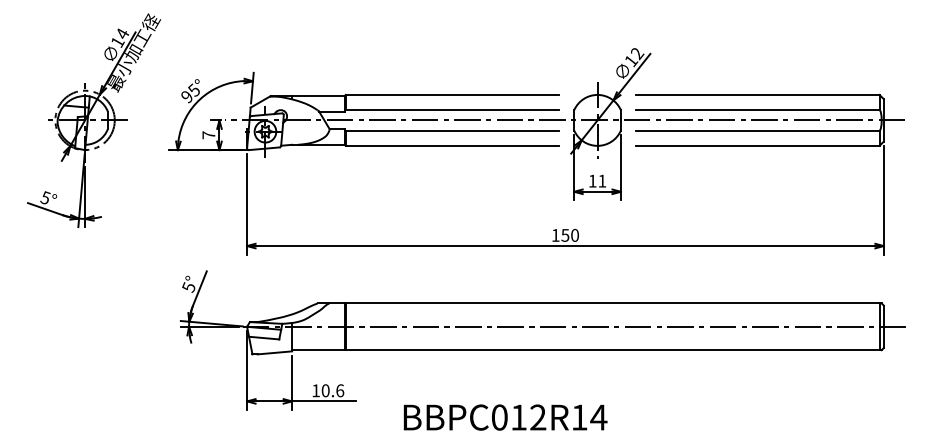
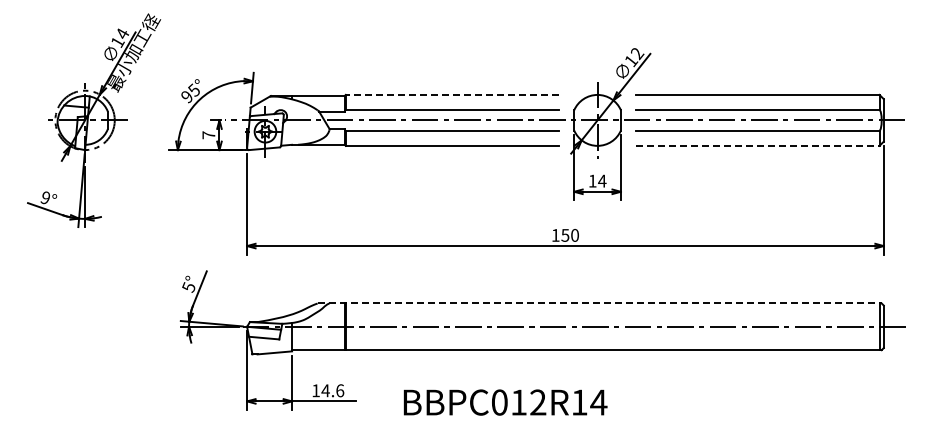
line: solid -> dashed (452, 94)
line: solid -> dashed (757, 145)
text: 11 -> 14 (602, 180)
text: 5° -> 9° (45, 197)
line: solid -> dashed (600, 303)
text: 10.6 -> 14.6 (325, 390)
text position: (505, 417) -> (505, 402) (505, 402)
